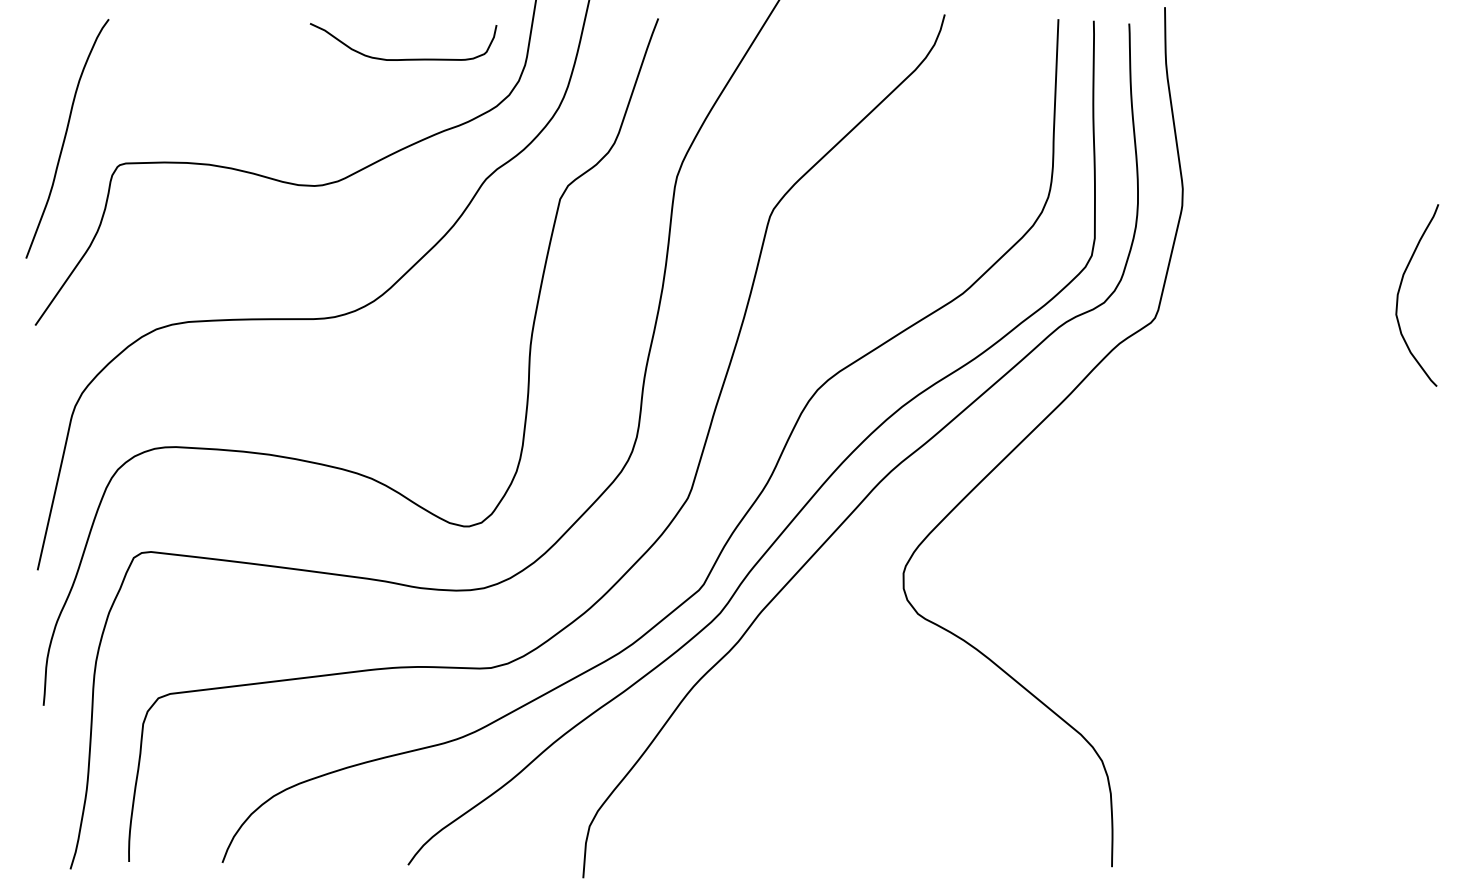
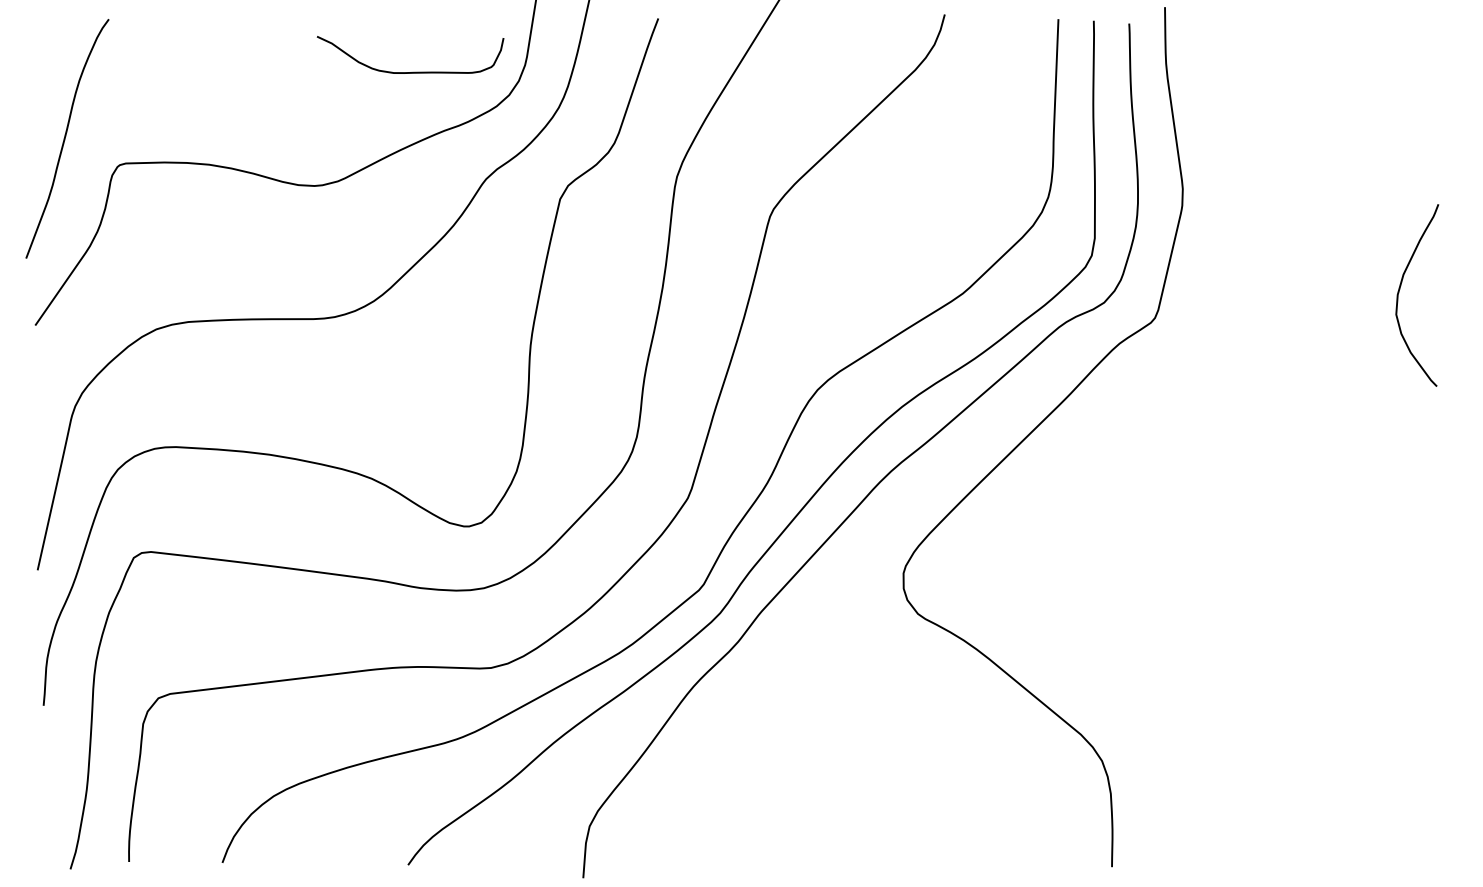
curve position: (405, 58) -> (412, 71) (412, 71)
